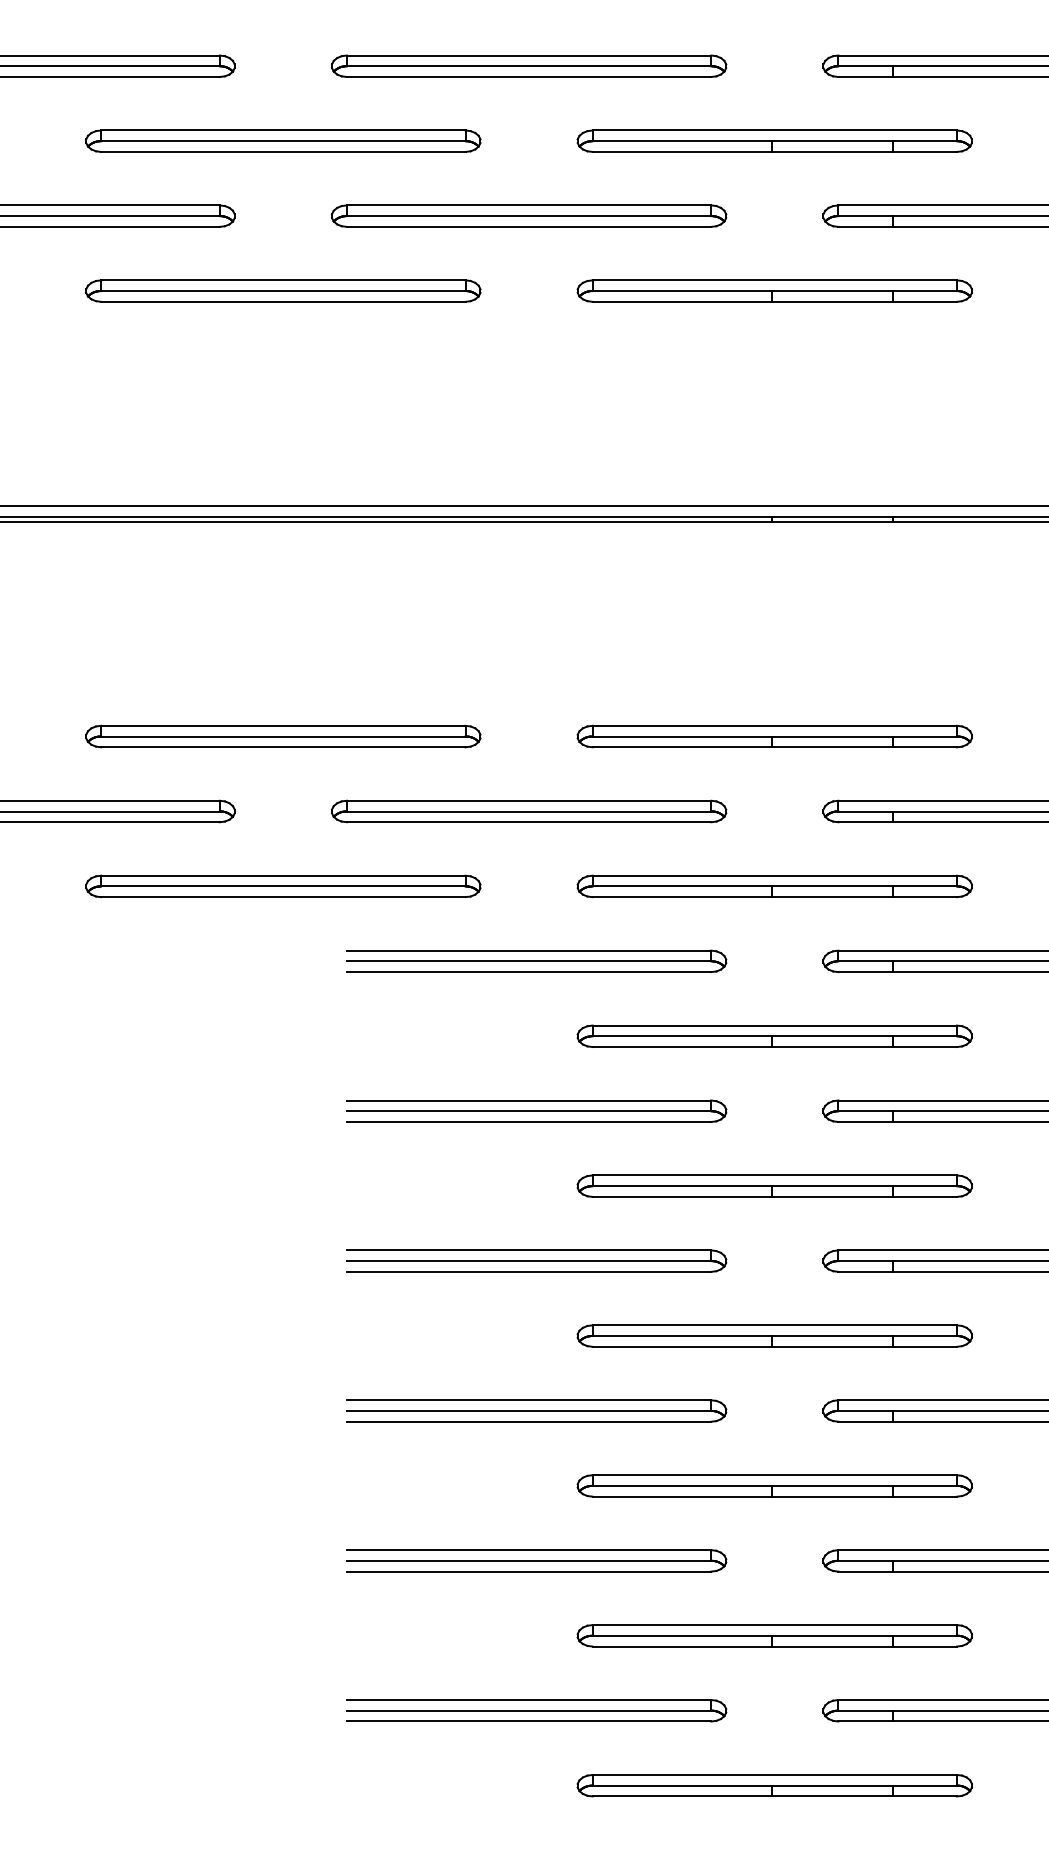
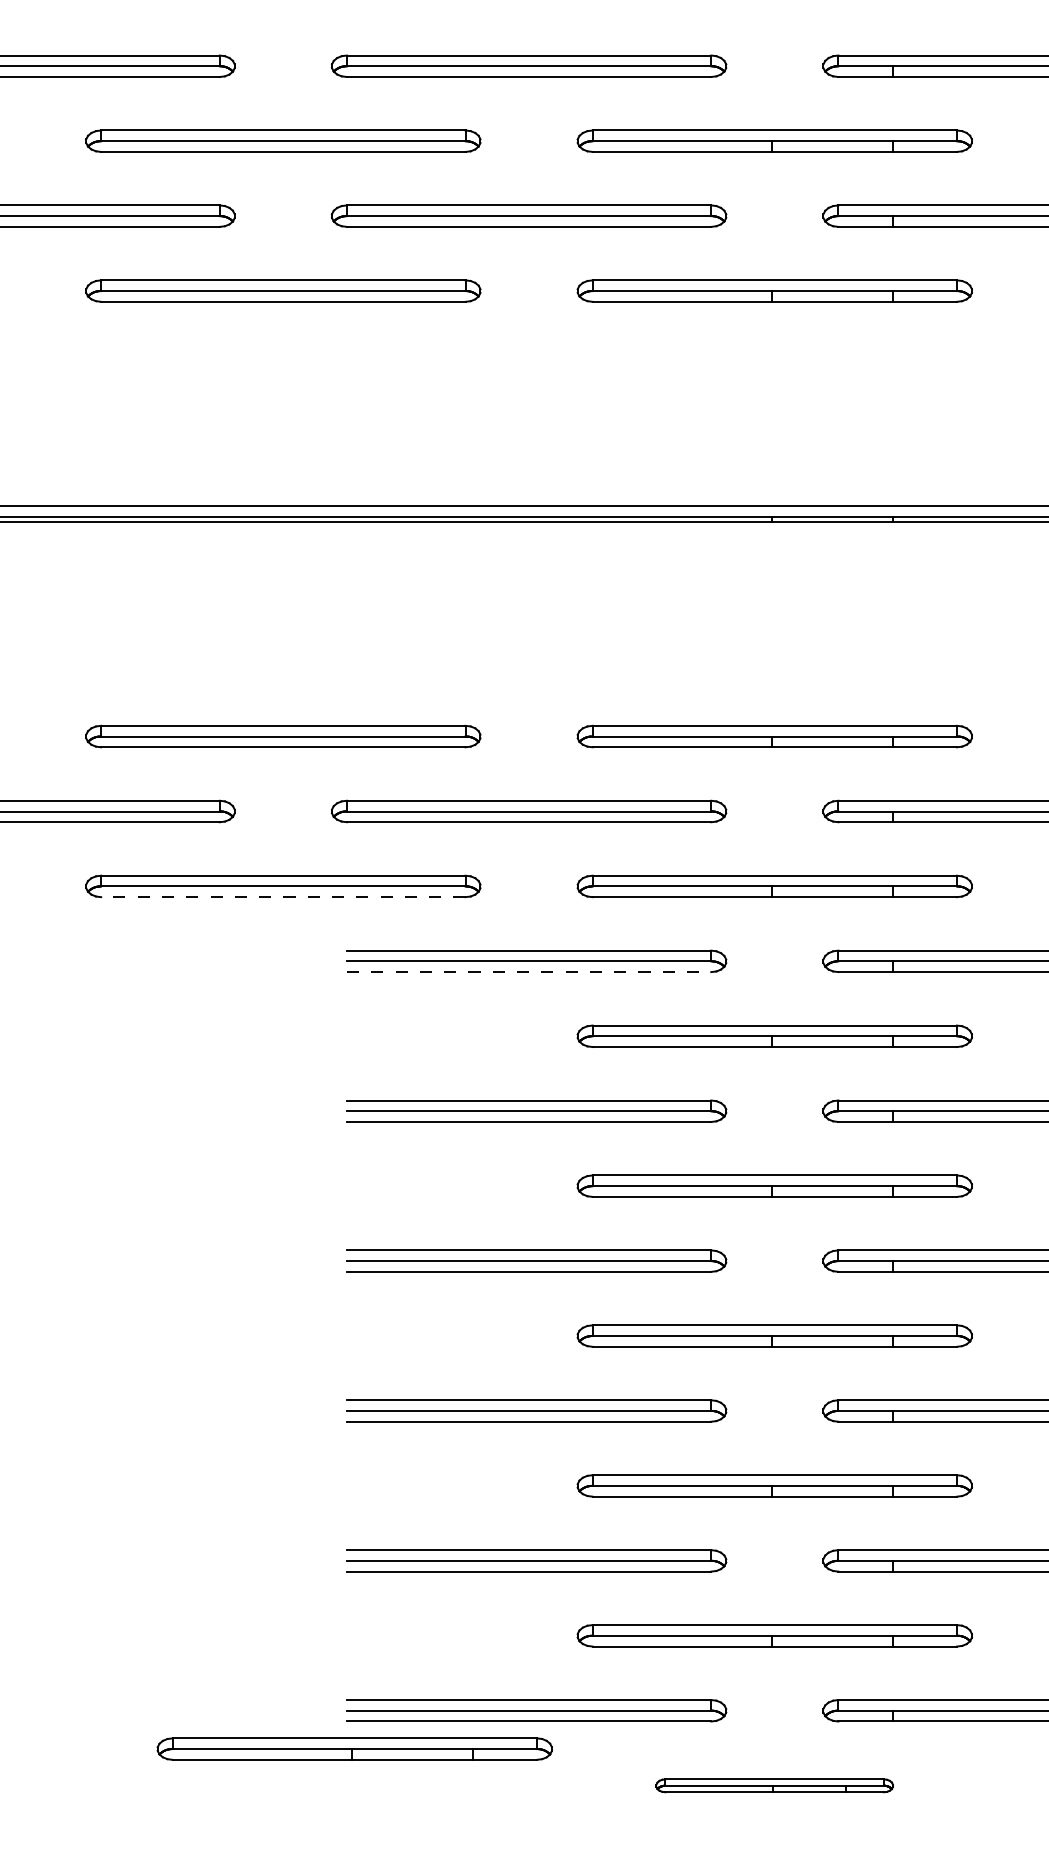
line: solid -> dashed (282, 897)
line: solid -> dashed (529, 972)
part: none -> present (354, 1748)
part size: 397x24 px -> 239x16 px (774, 1785)
